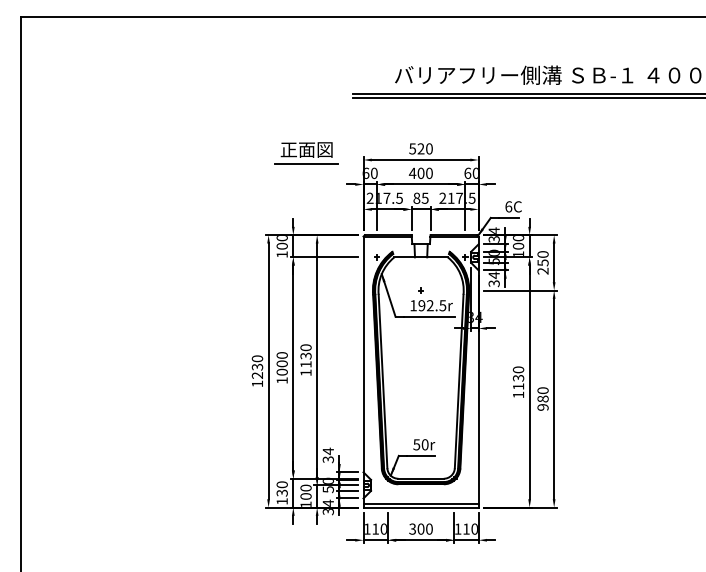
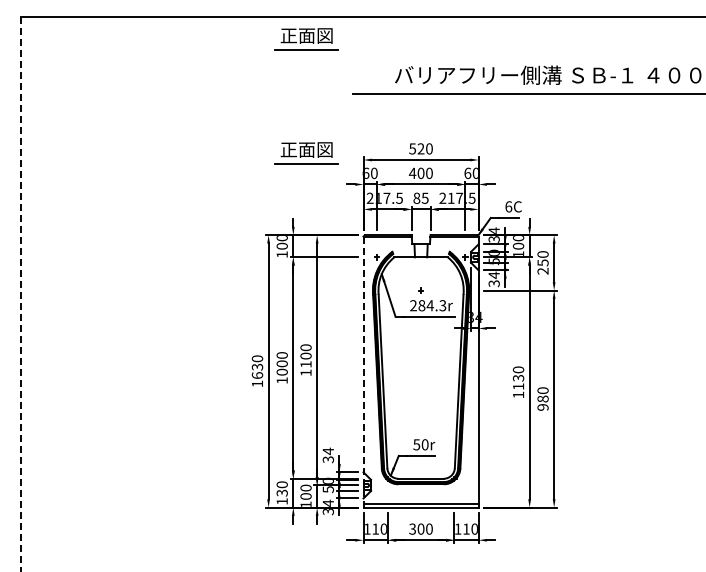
part: none -> present (306, 39)
line: present -> none (527, 98)
line: solid -> dashed (21, 294)
text: 192.5r -> 284.3r (428, 305)
text: 1130 -> 1100 (305, 355)
line: solid -> dashed (363, 372)
text: 1230 -> 1630 (257, 375)
